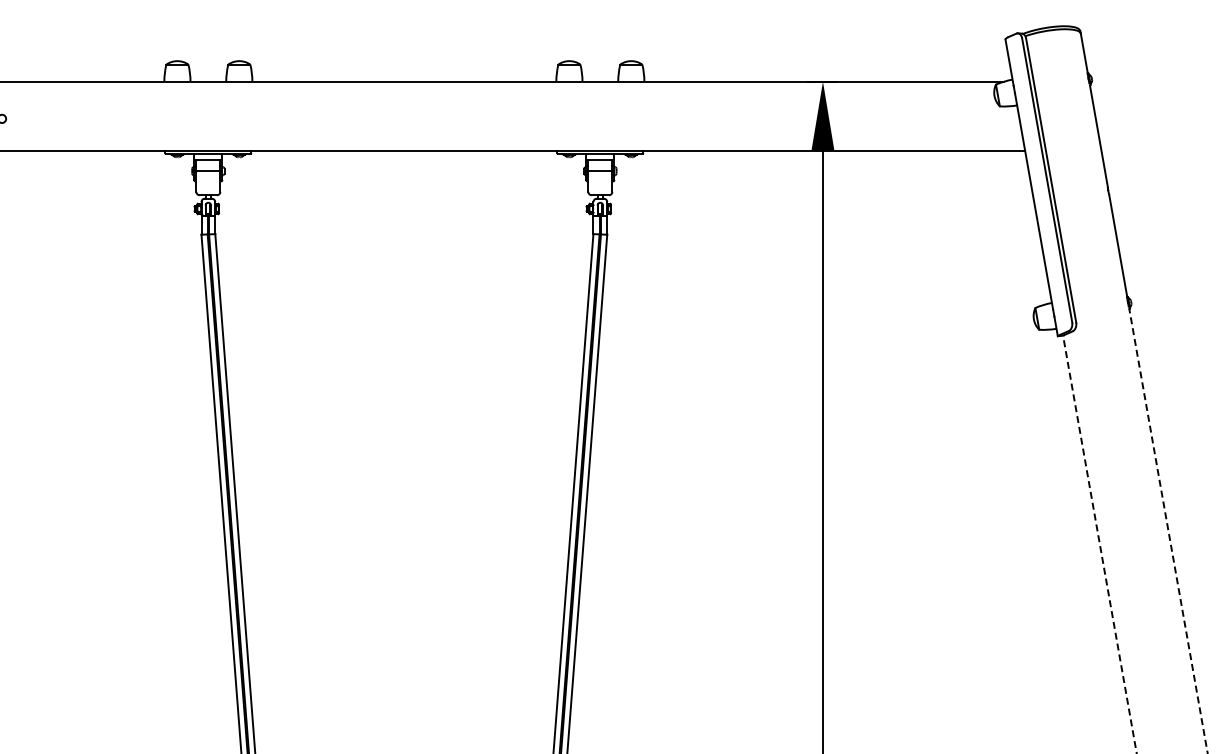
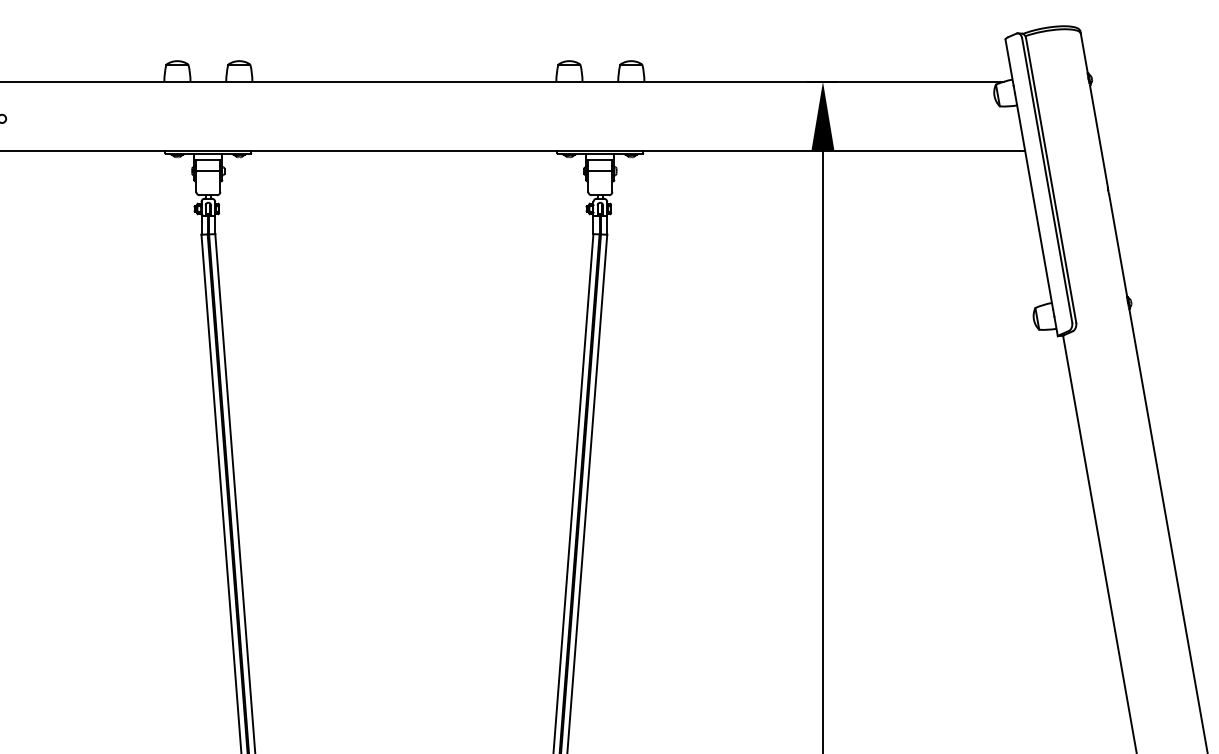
line: dashed -> solid (1168, 531)
line: dashed -> solid (1099, 544)
